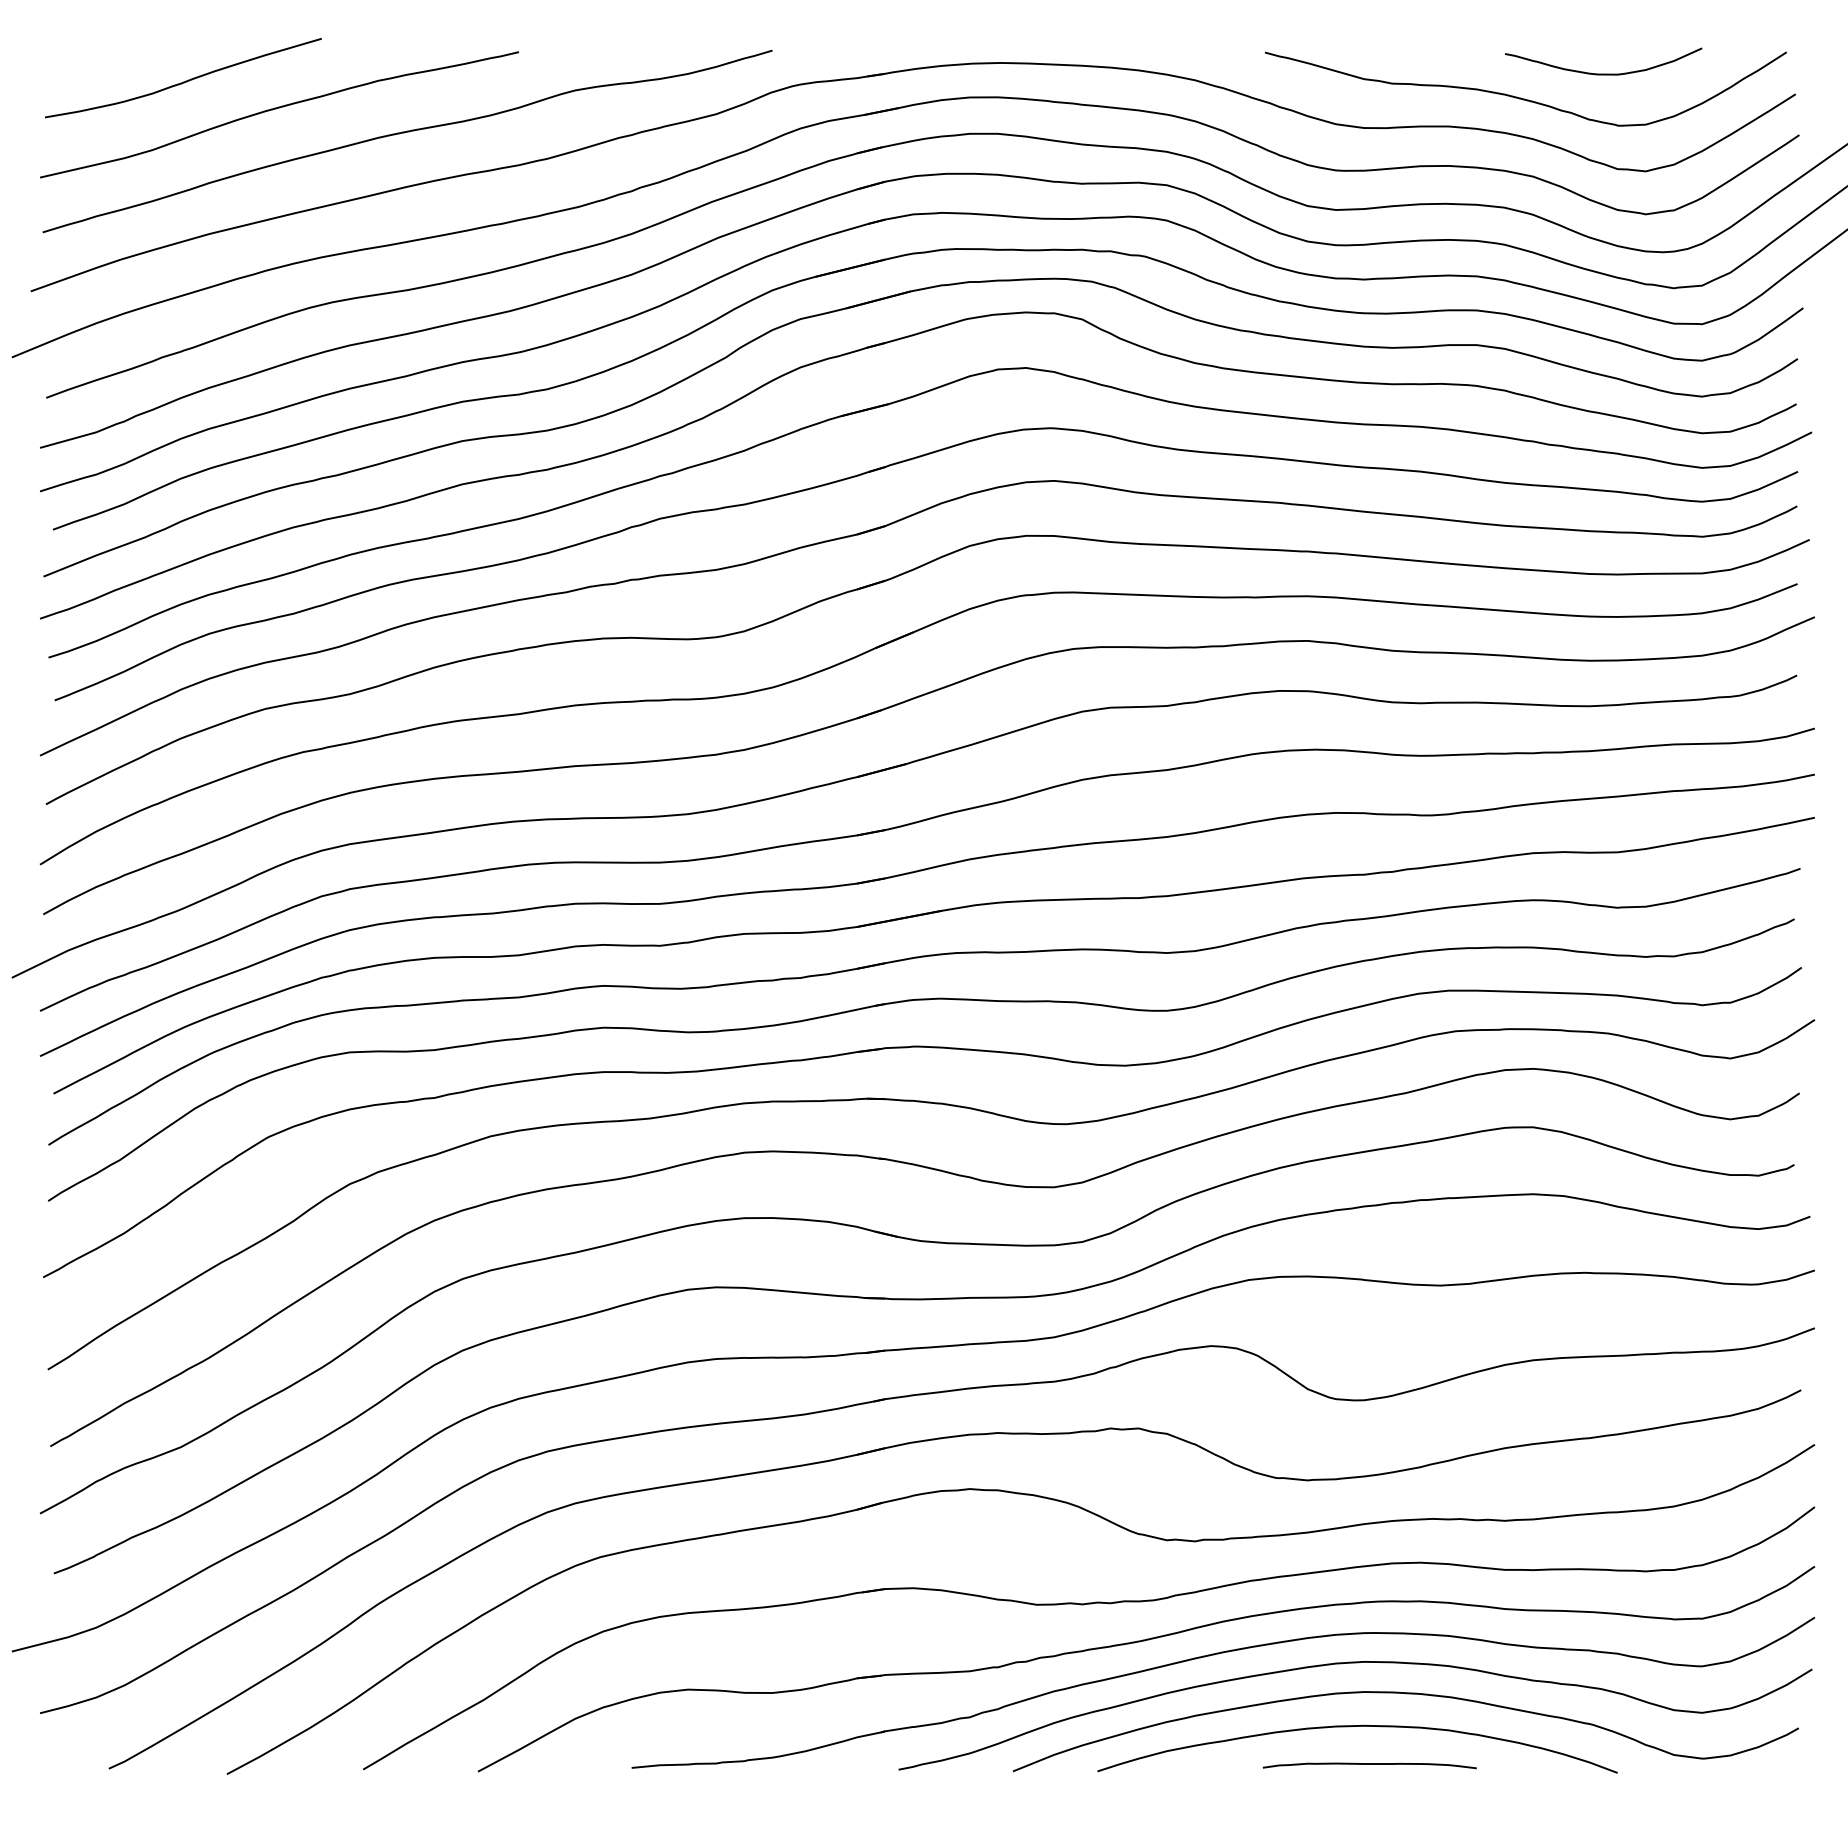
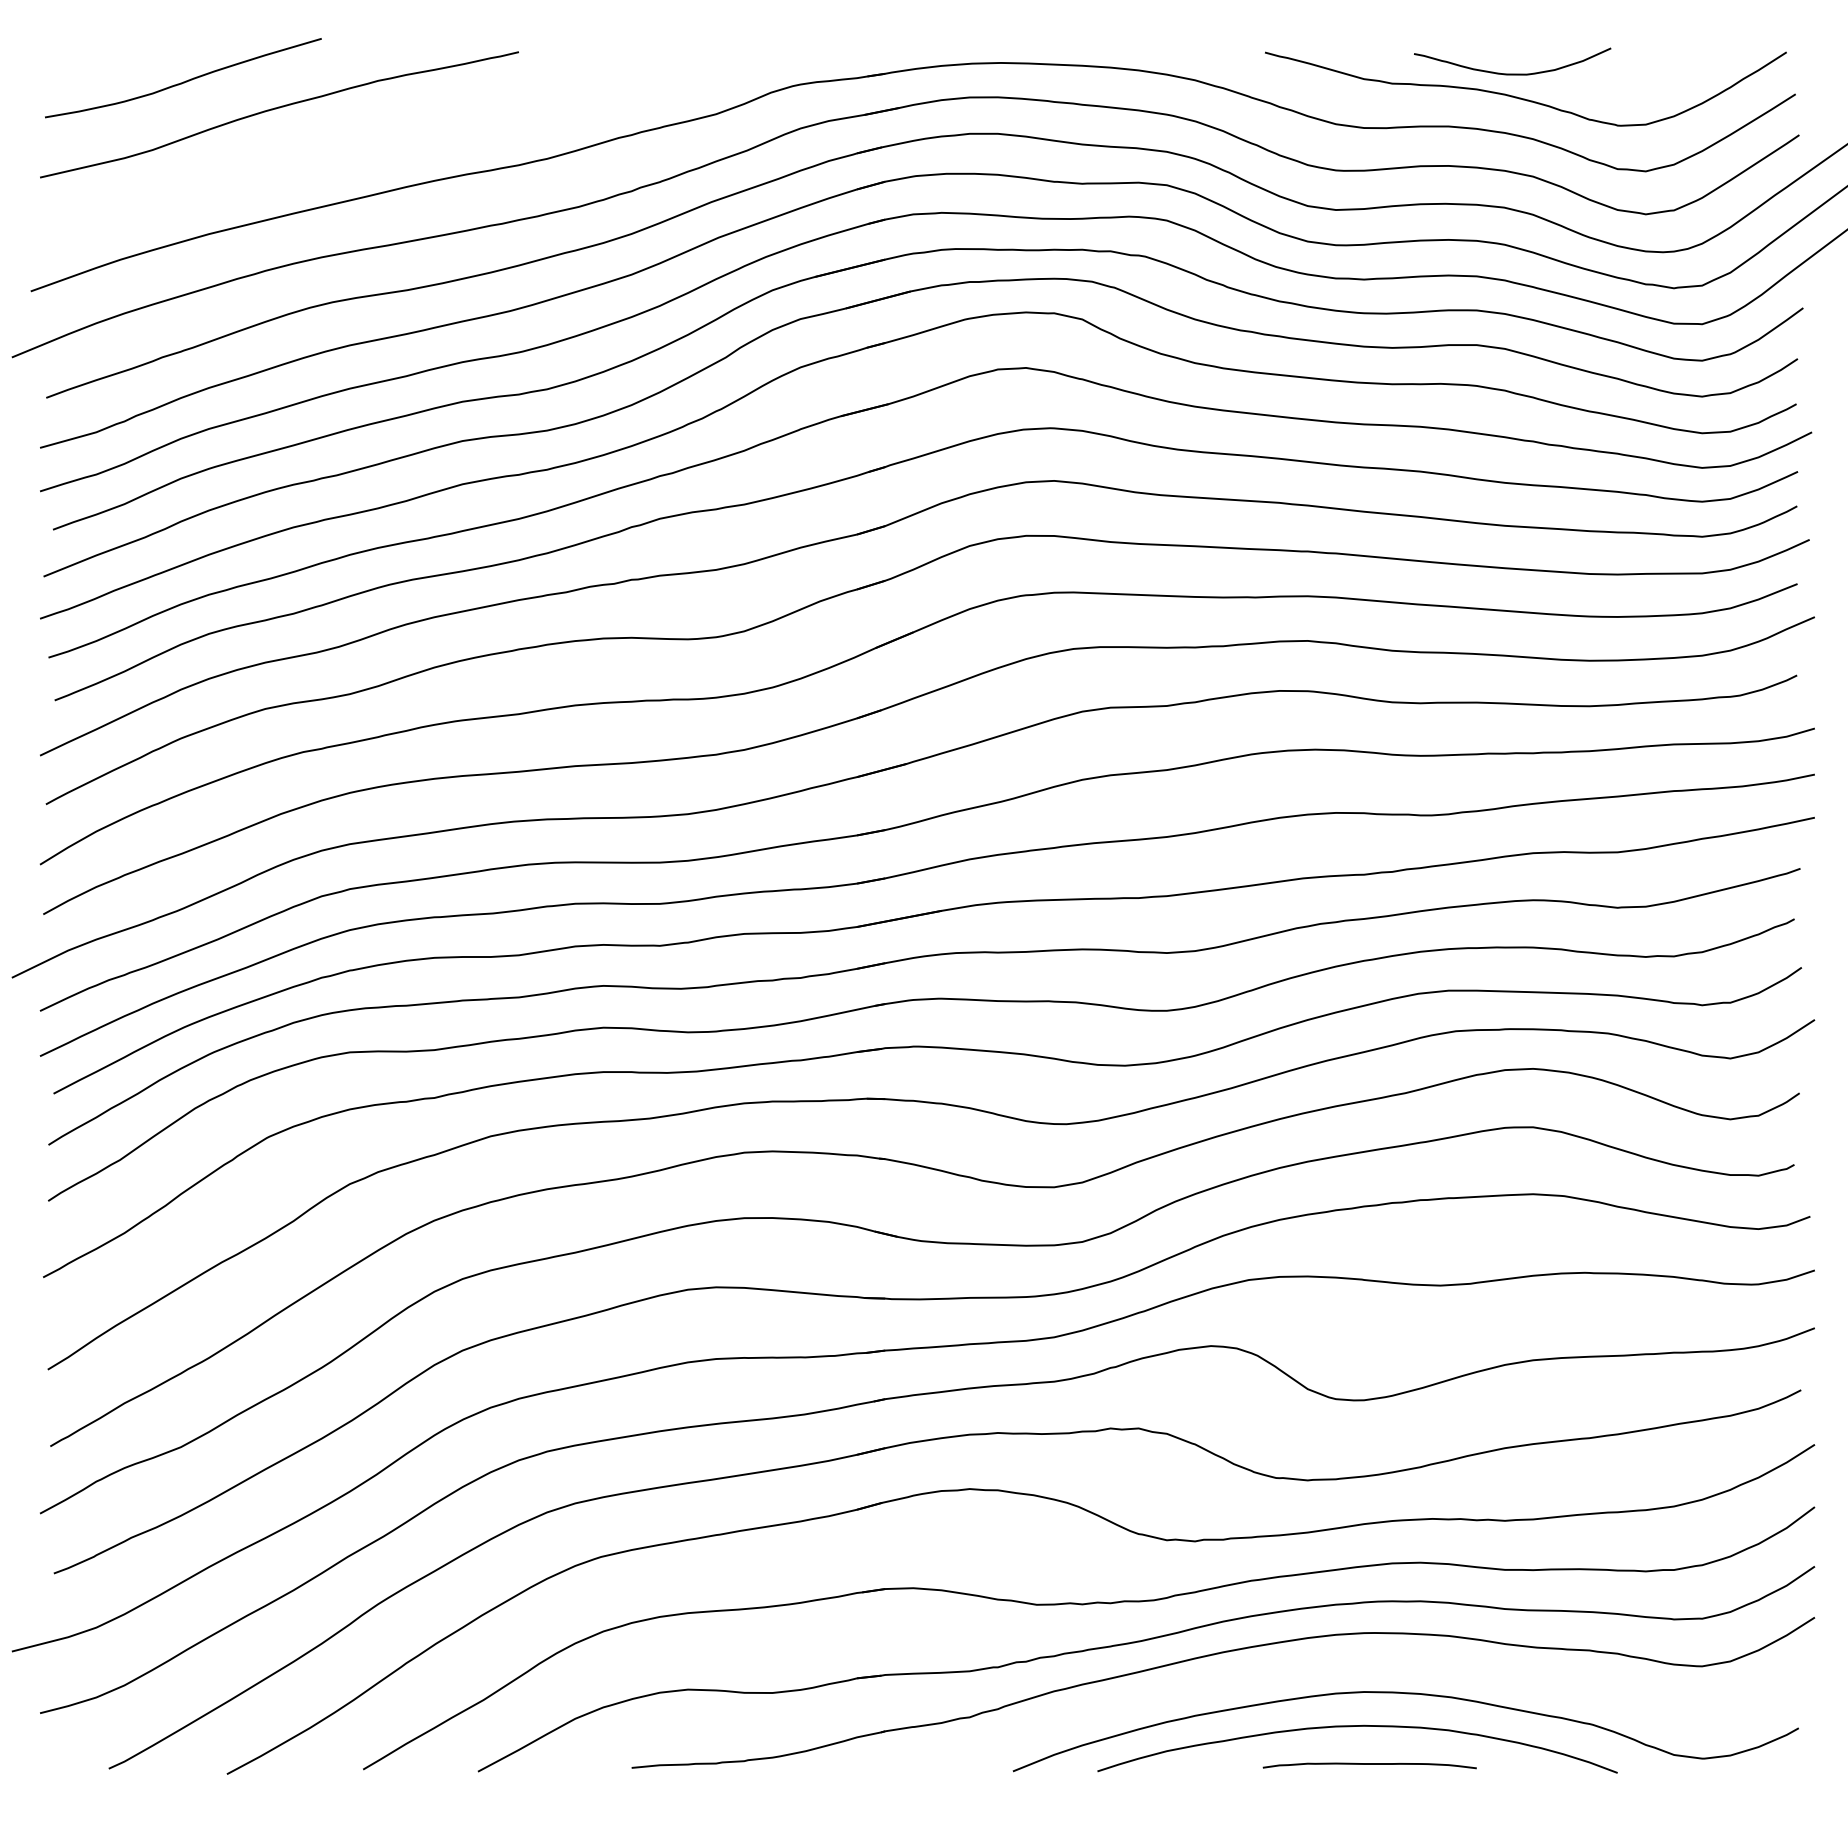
curve position: (1603, 73) -> (1512, 73) (1512, 73)
curve: present -> none (404, 133)
curve: present -> none (1355, 1663)
